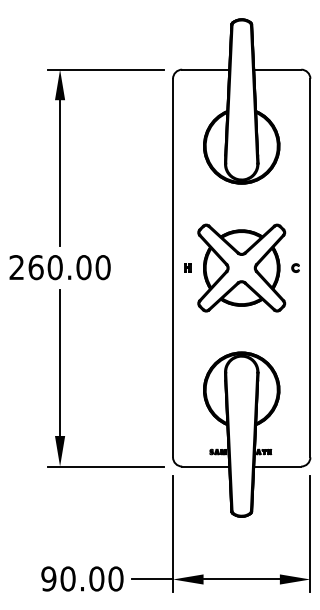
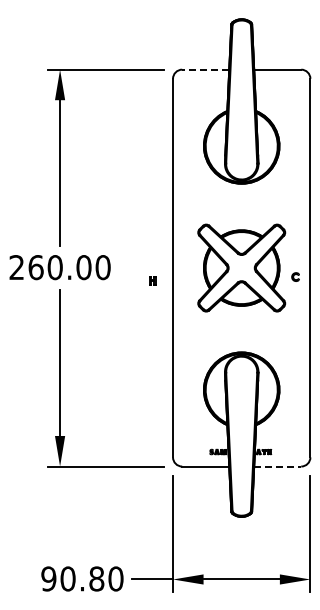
line: solid -> dashed (205, 69)
part position: (187, 267) -> (152, 280) (152, 280)
part position: (295, 267) -> (295, 276) (295, 276)
line: solid -> dashed (277, 466)
text: 90.00 -> 90.80 (96, 578)
